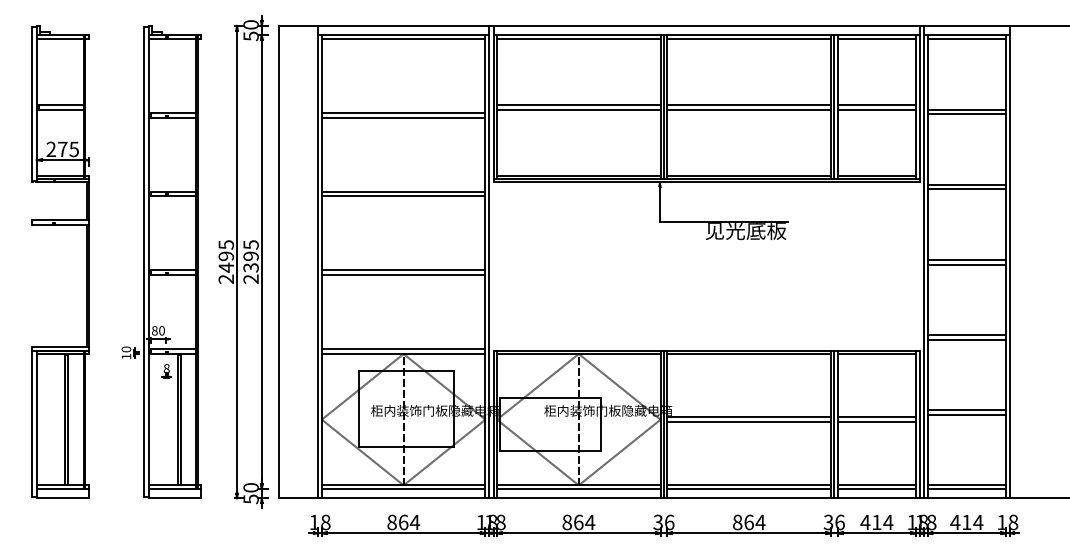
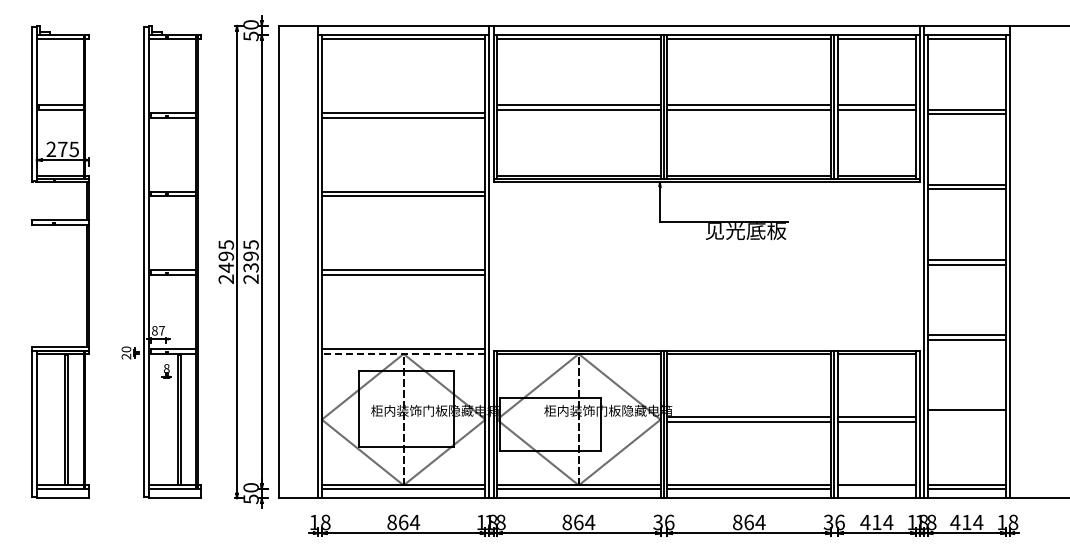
text: 80 -> 87 (161, 330)
line: solid -> dashed (403, 353)
text: 10 -> 20 (126, 356)
line: present -> none (966, 414)
line: present -> none (876, 488)
